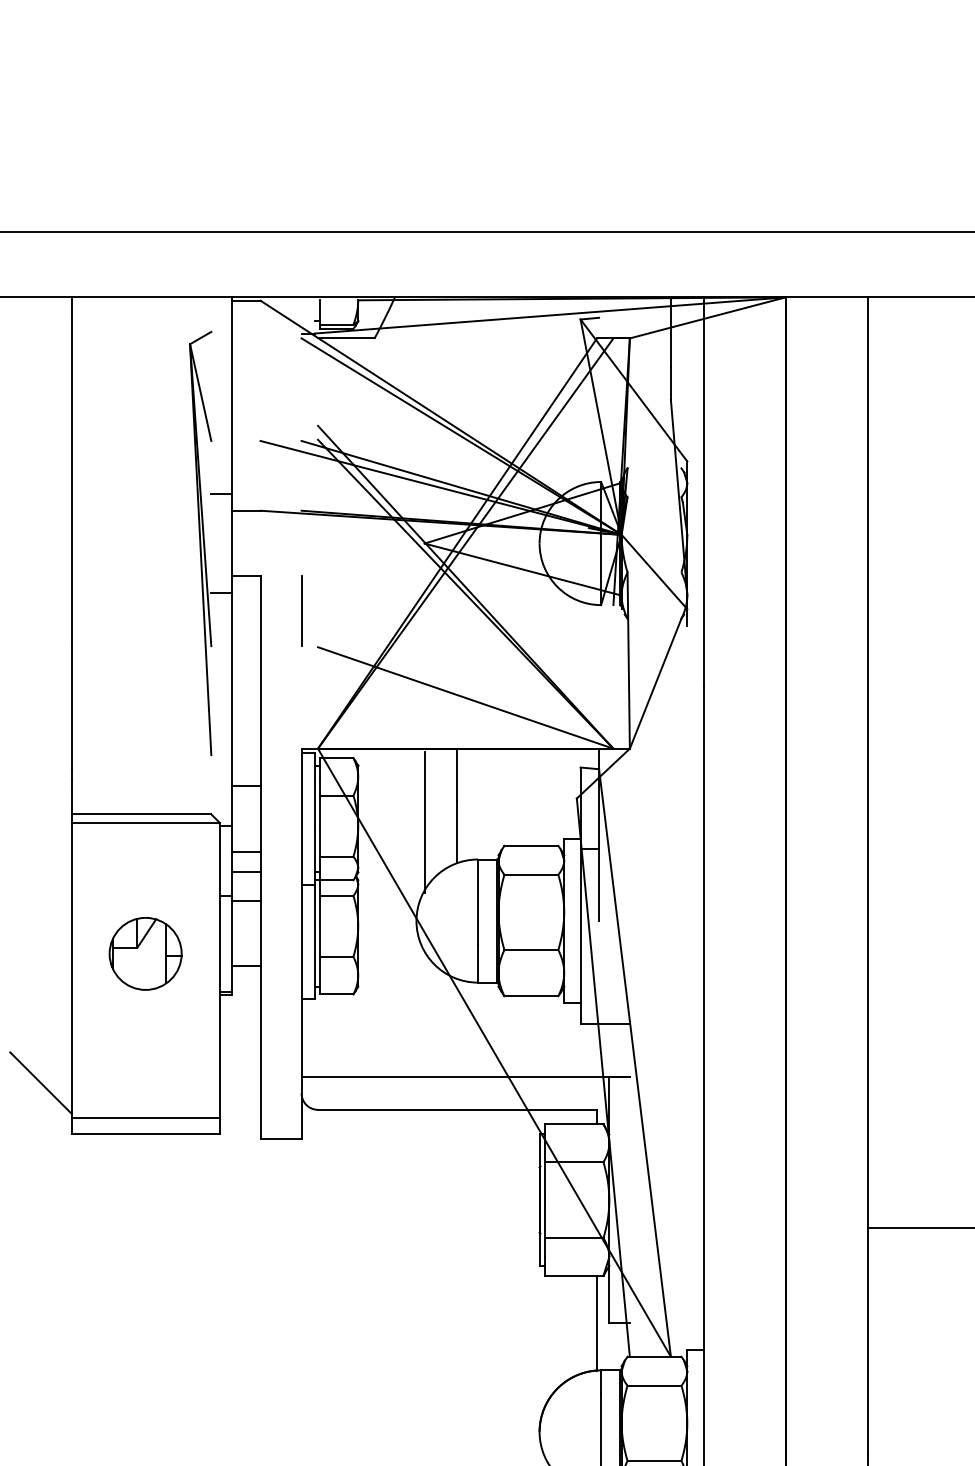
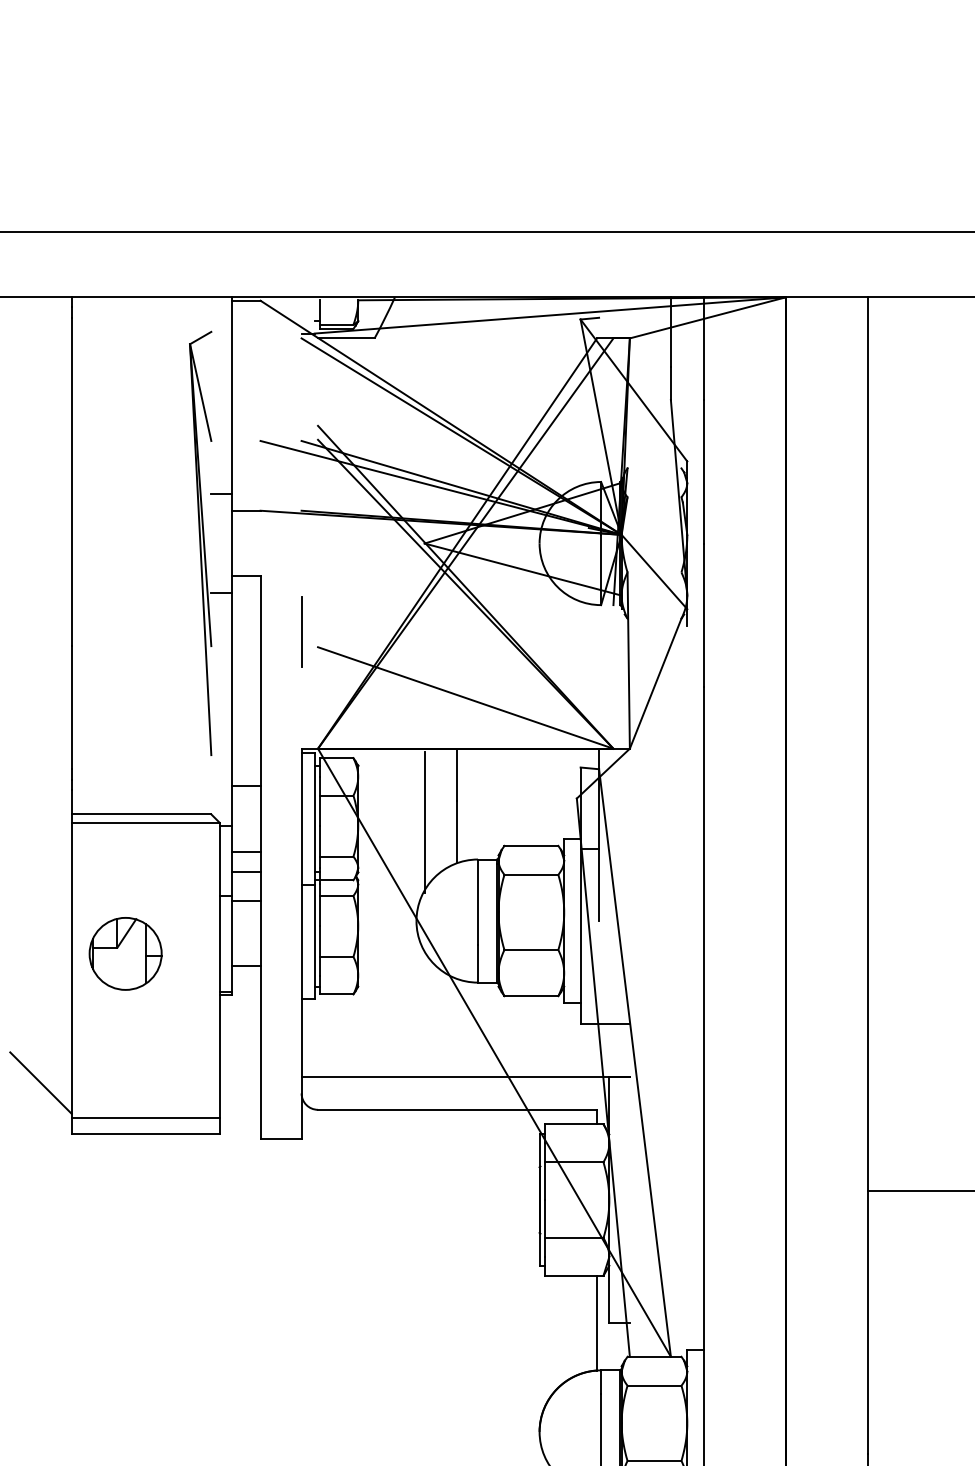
line position: (301, 610) -> (301, 631) (301, 631)
part position: (145, 953) -> (125, 953) (125, 953)
line position: (919, 1227) -> (919, 1190) (919, 1190)
